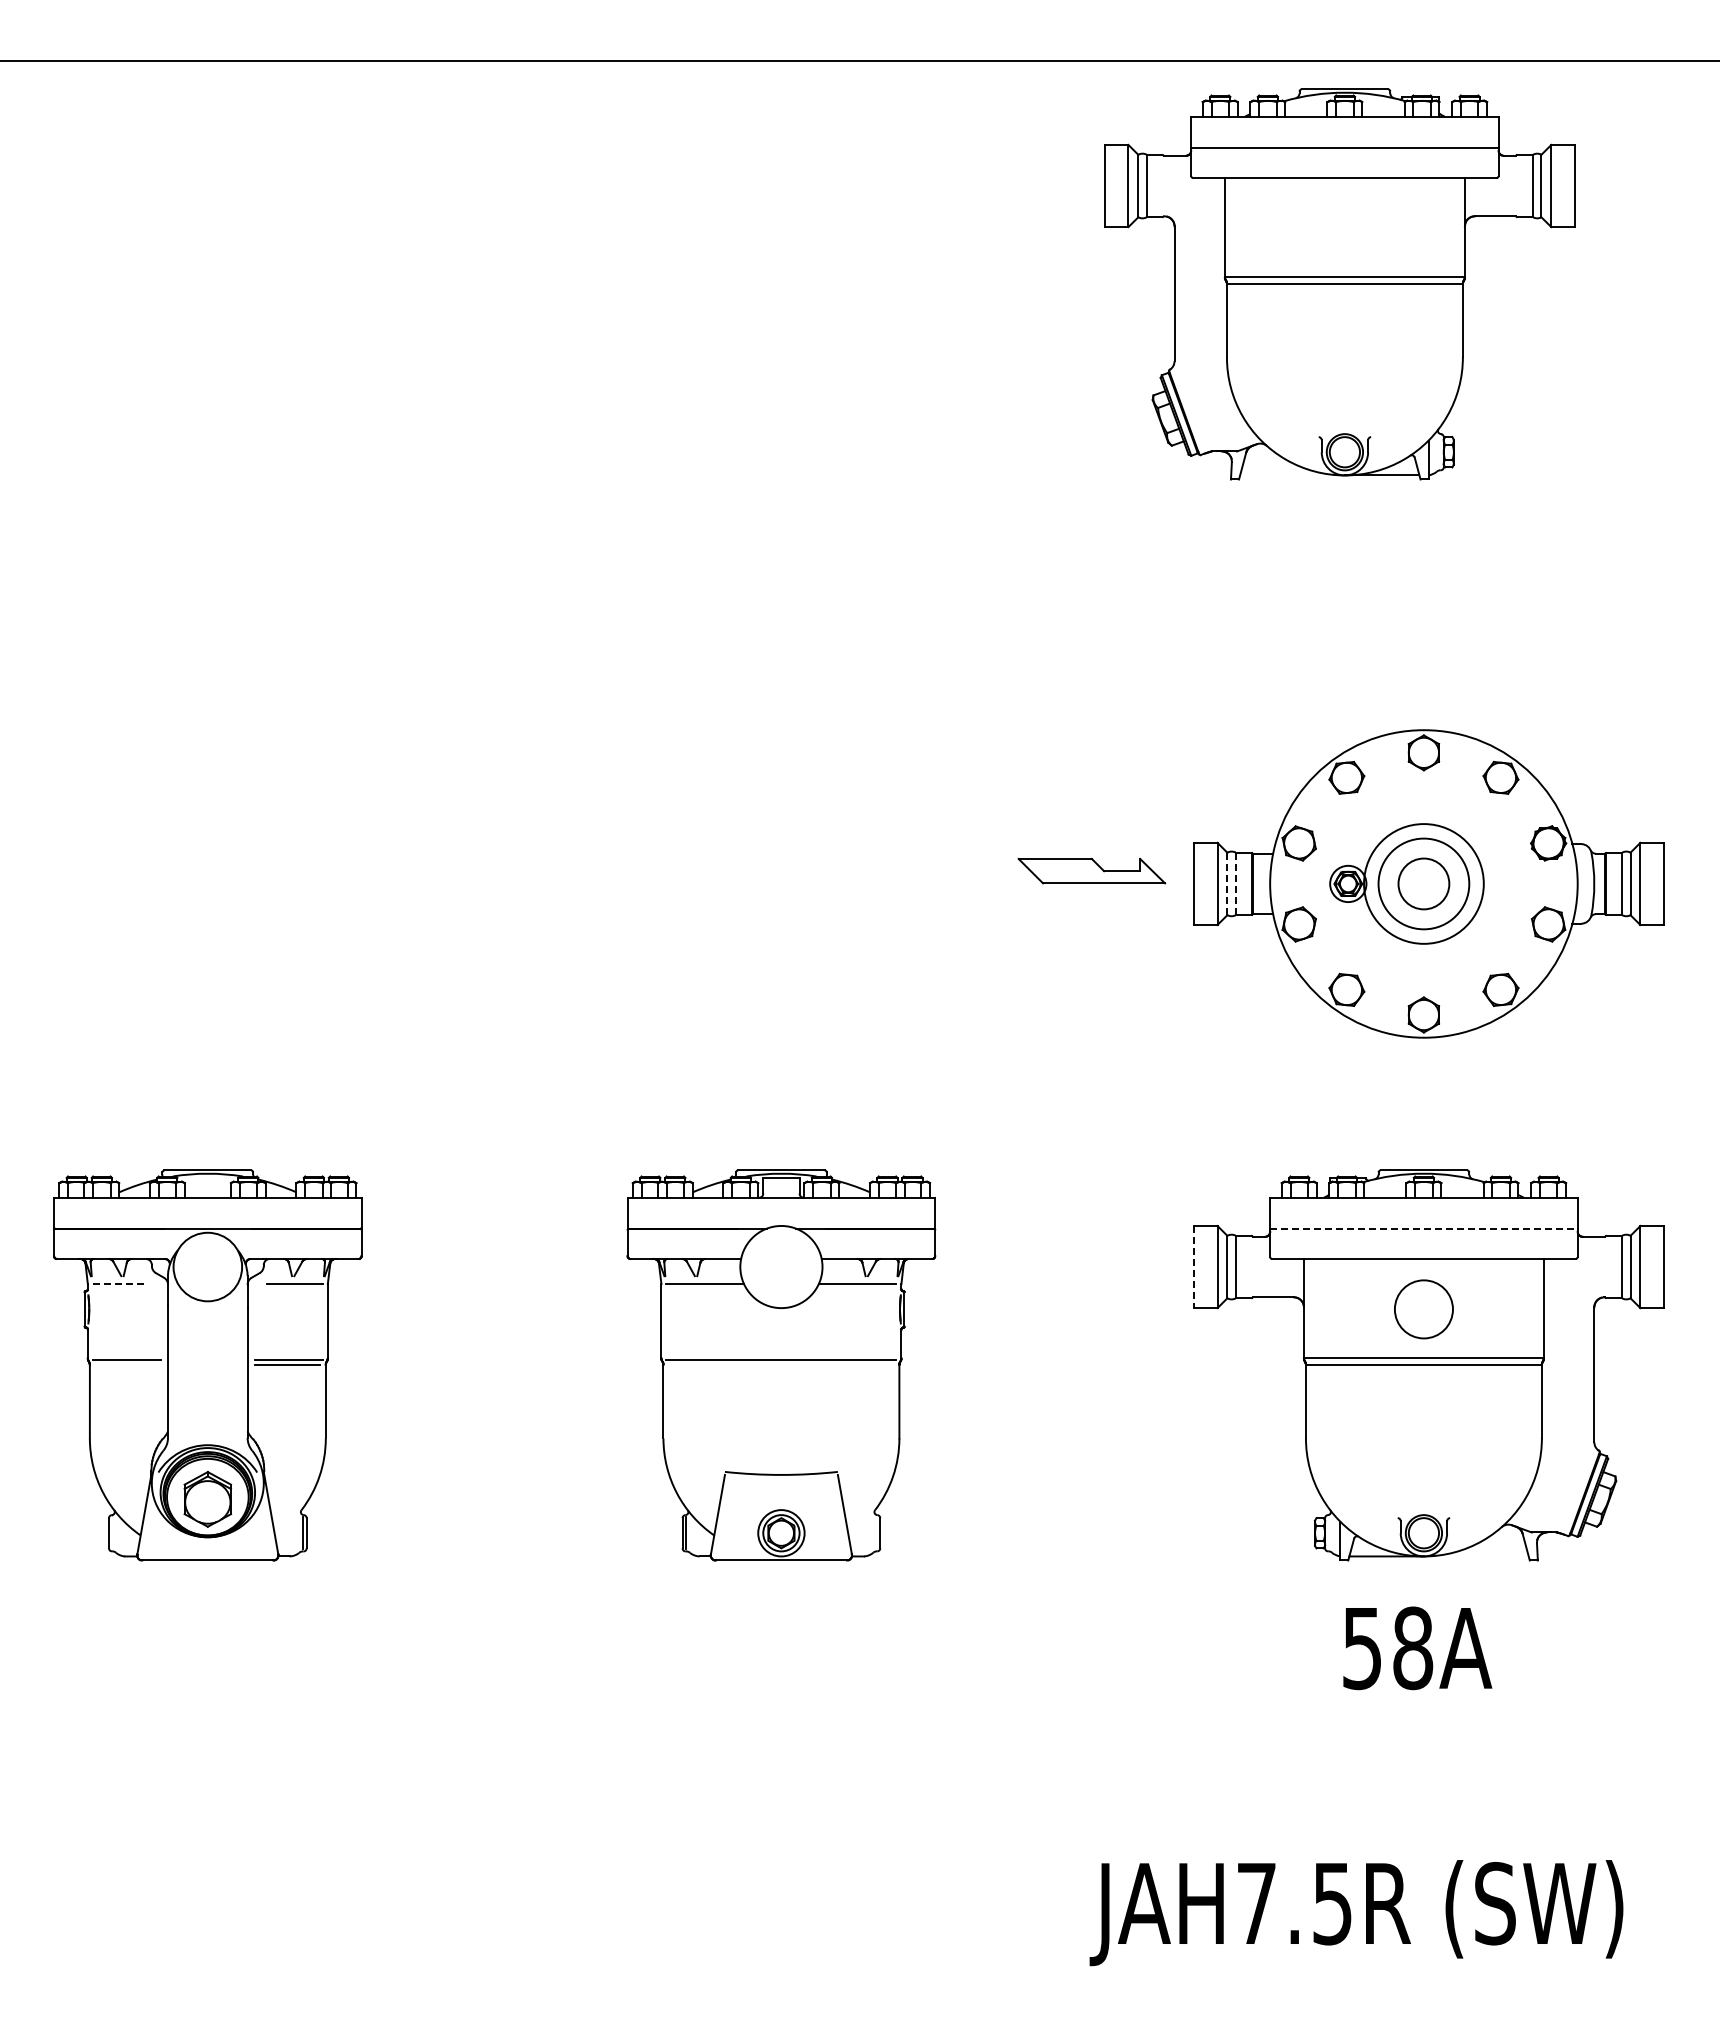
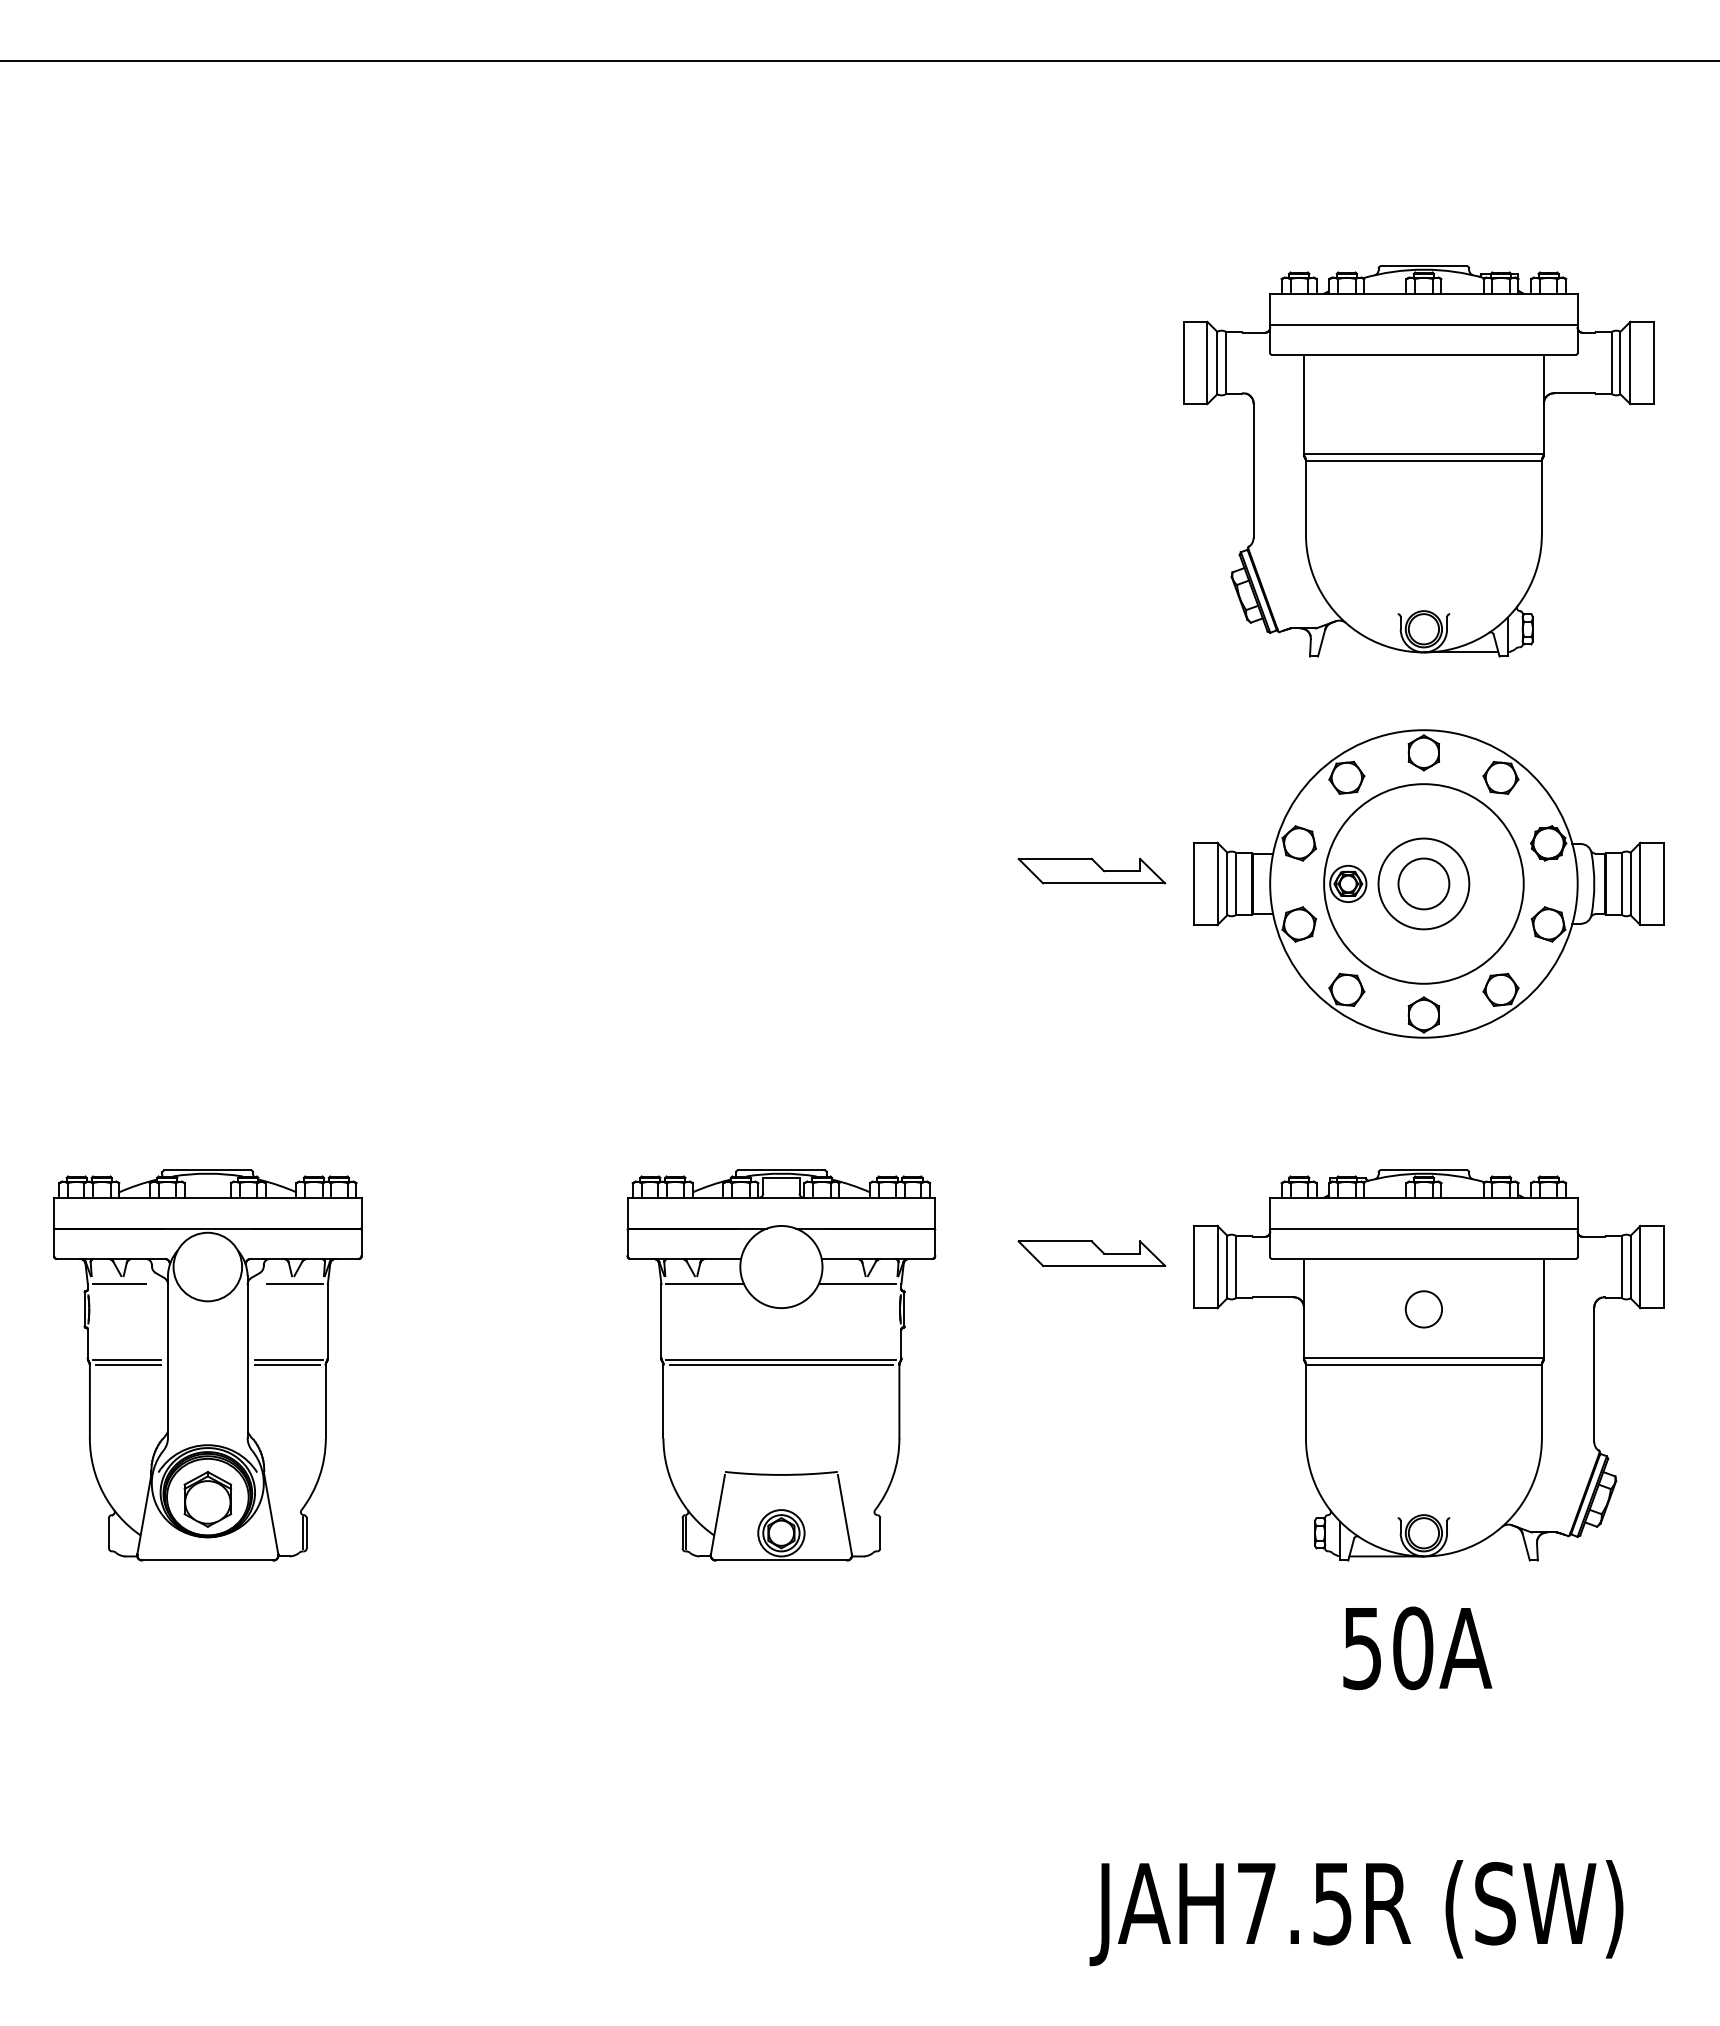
part position: (1339, 284) -> (1418, 461) (1418, 461)
circle diameter: 120 px -> 200 px (1423, 883)
line: dashed -> solid (1227, 884)
line: dashed -> solid (1235, 884)
line: dashed -> solid (1423, 1228)
part: none -> present (1091, 1253)
line: dashed -> solid (1194, 1267)
line: dashed -> solid (119, 1284)
circle diameter: 58 px -> 36 px (1423, 1309)
line: none -> present (127, 1365)
line: none -> present (781, 1365)
text: 58A -> 50A (1413, 1647)
